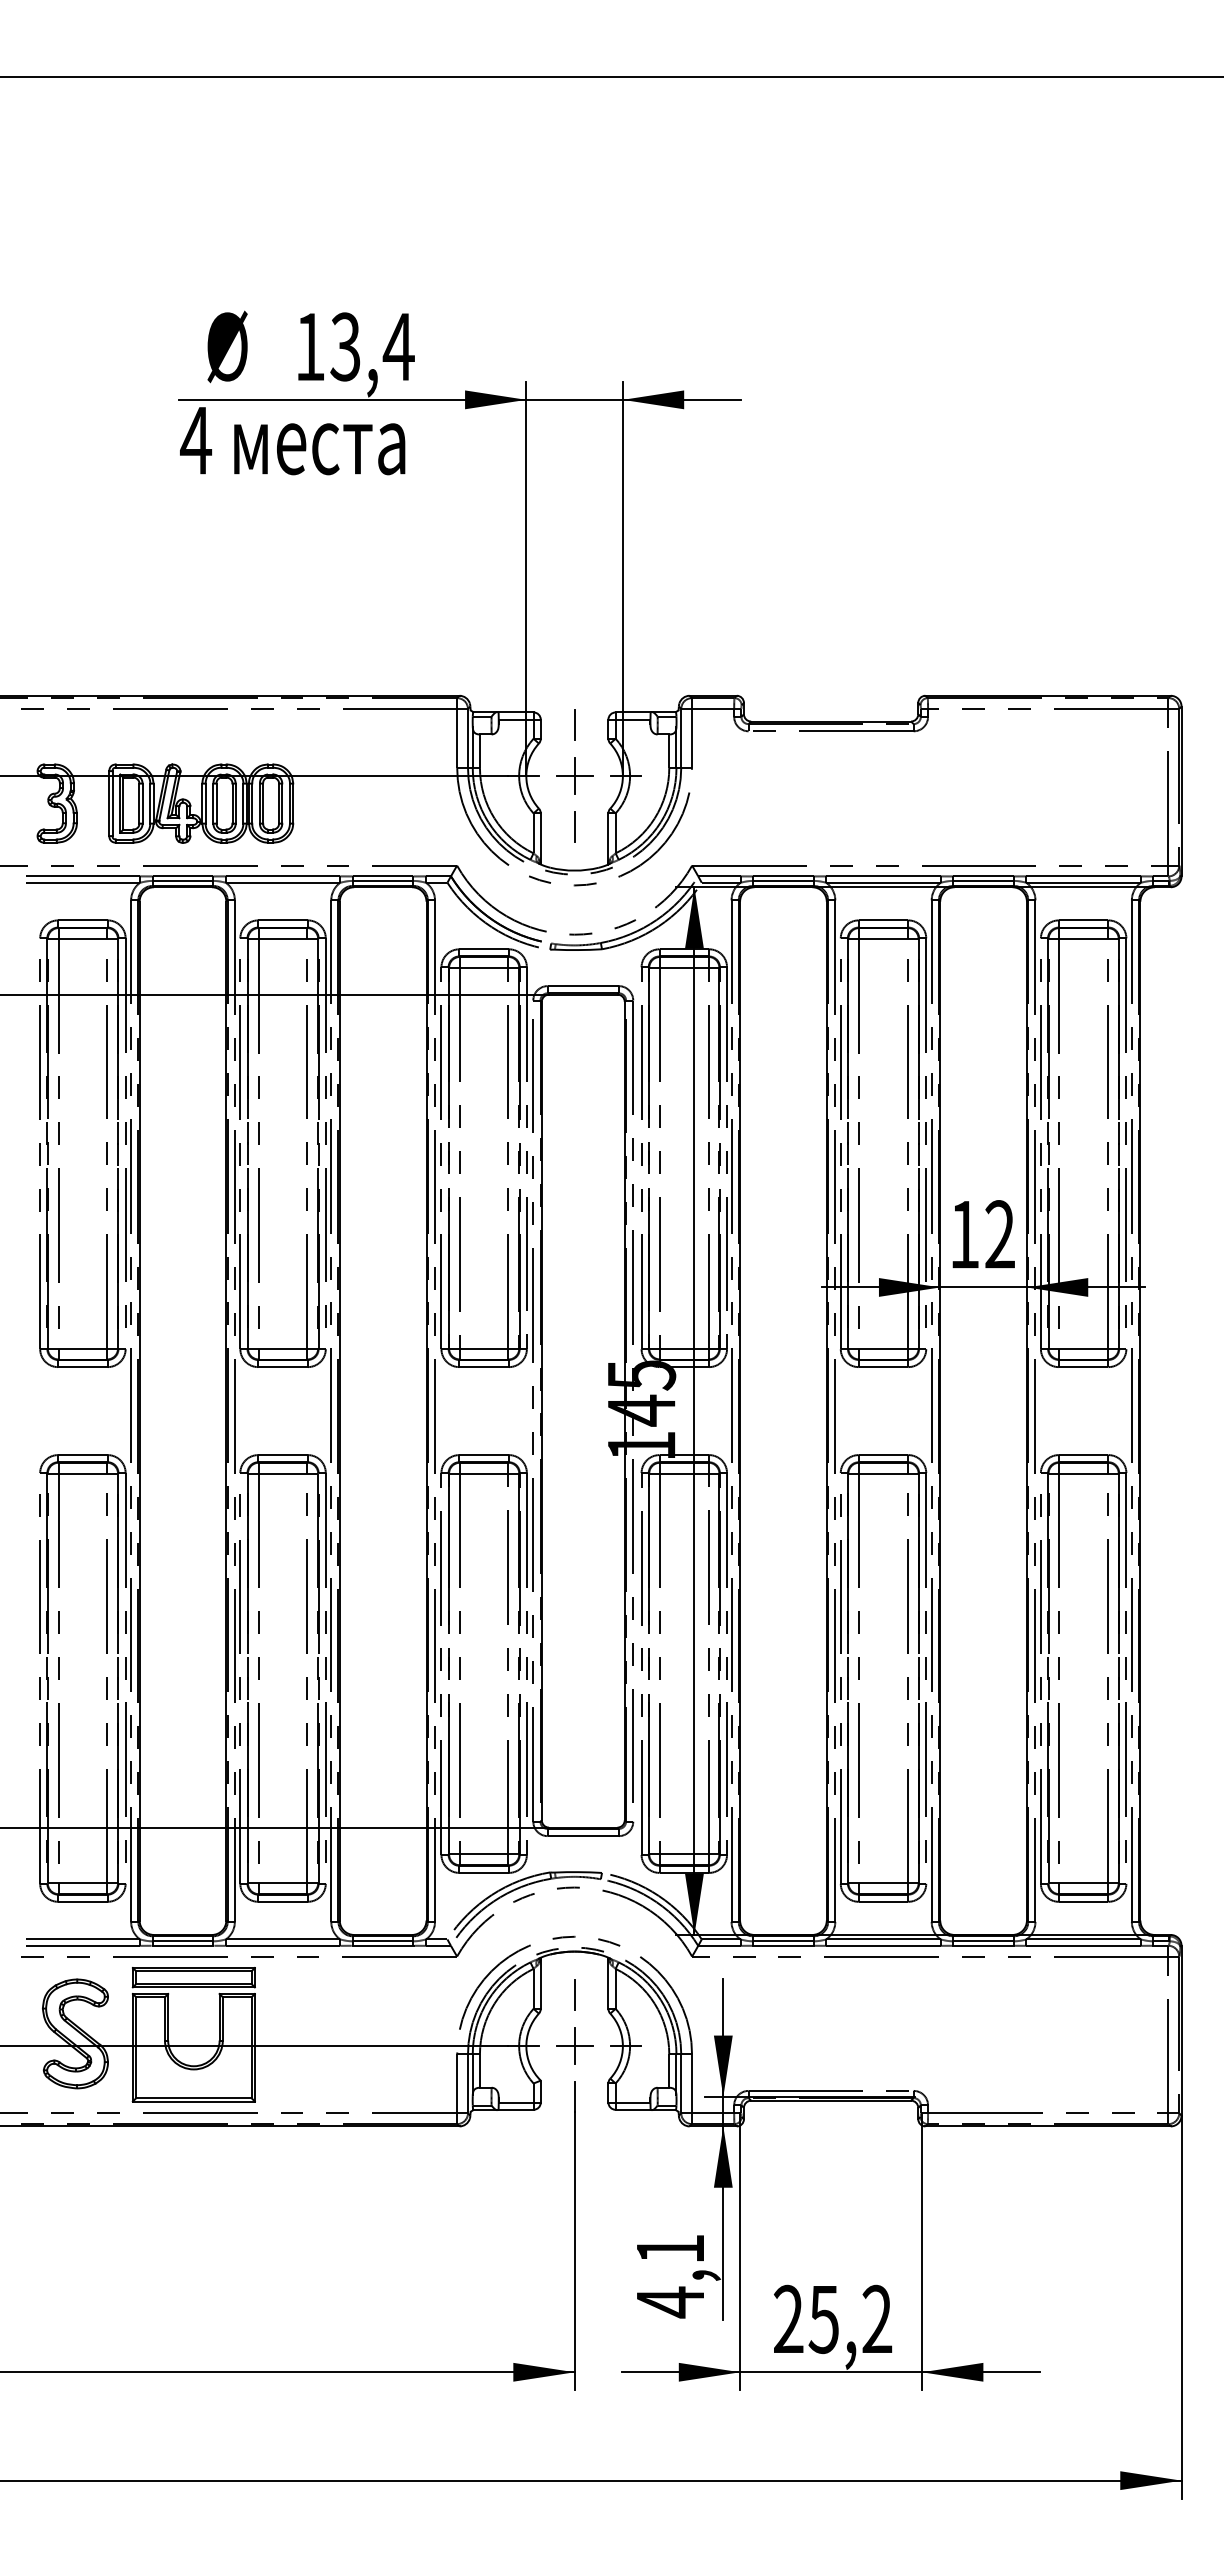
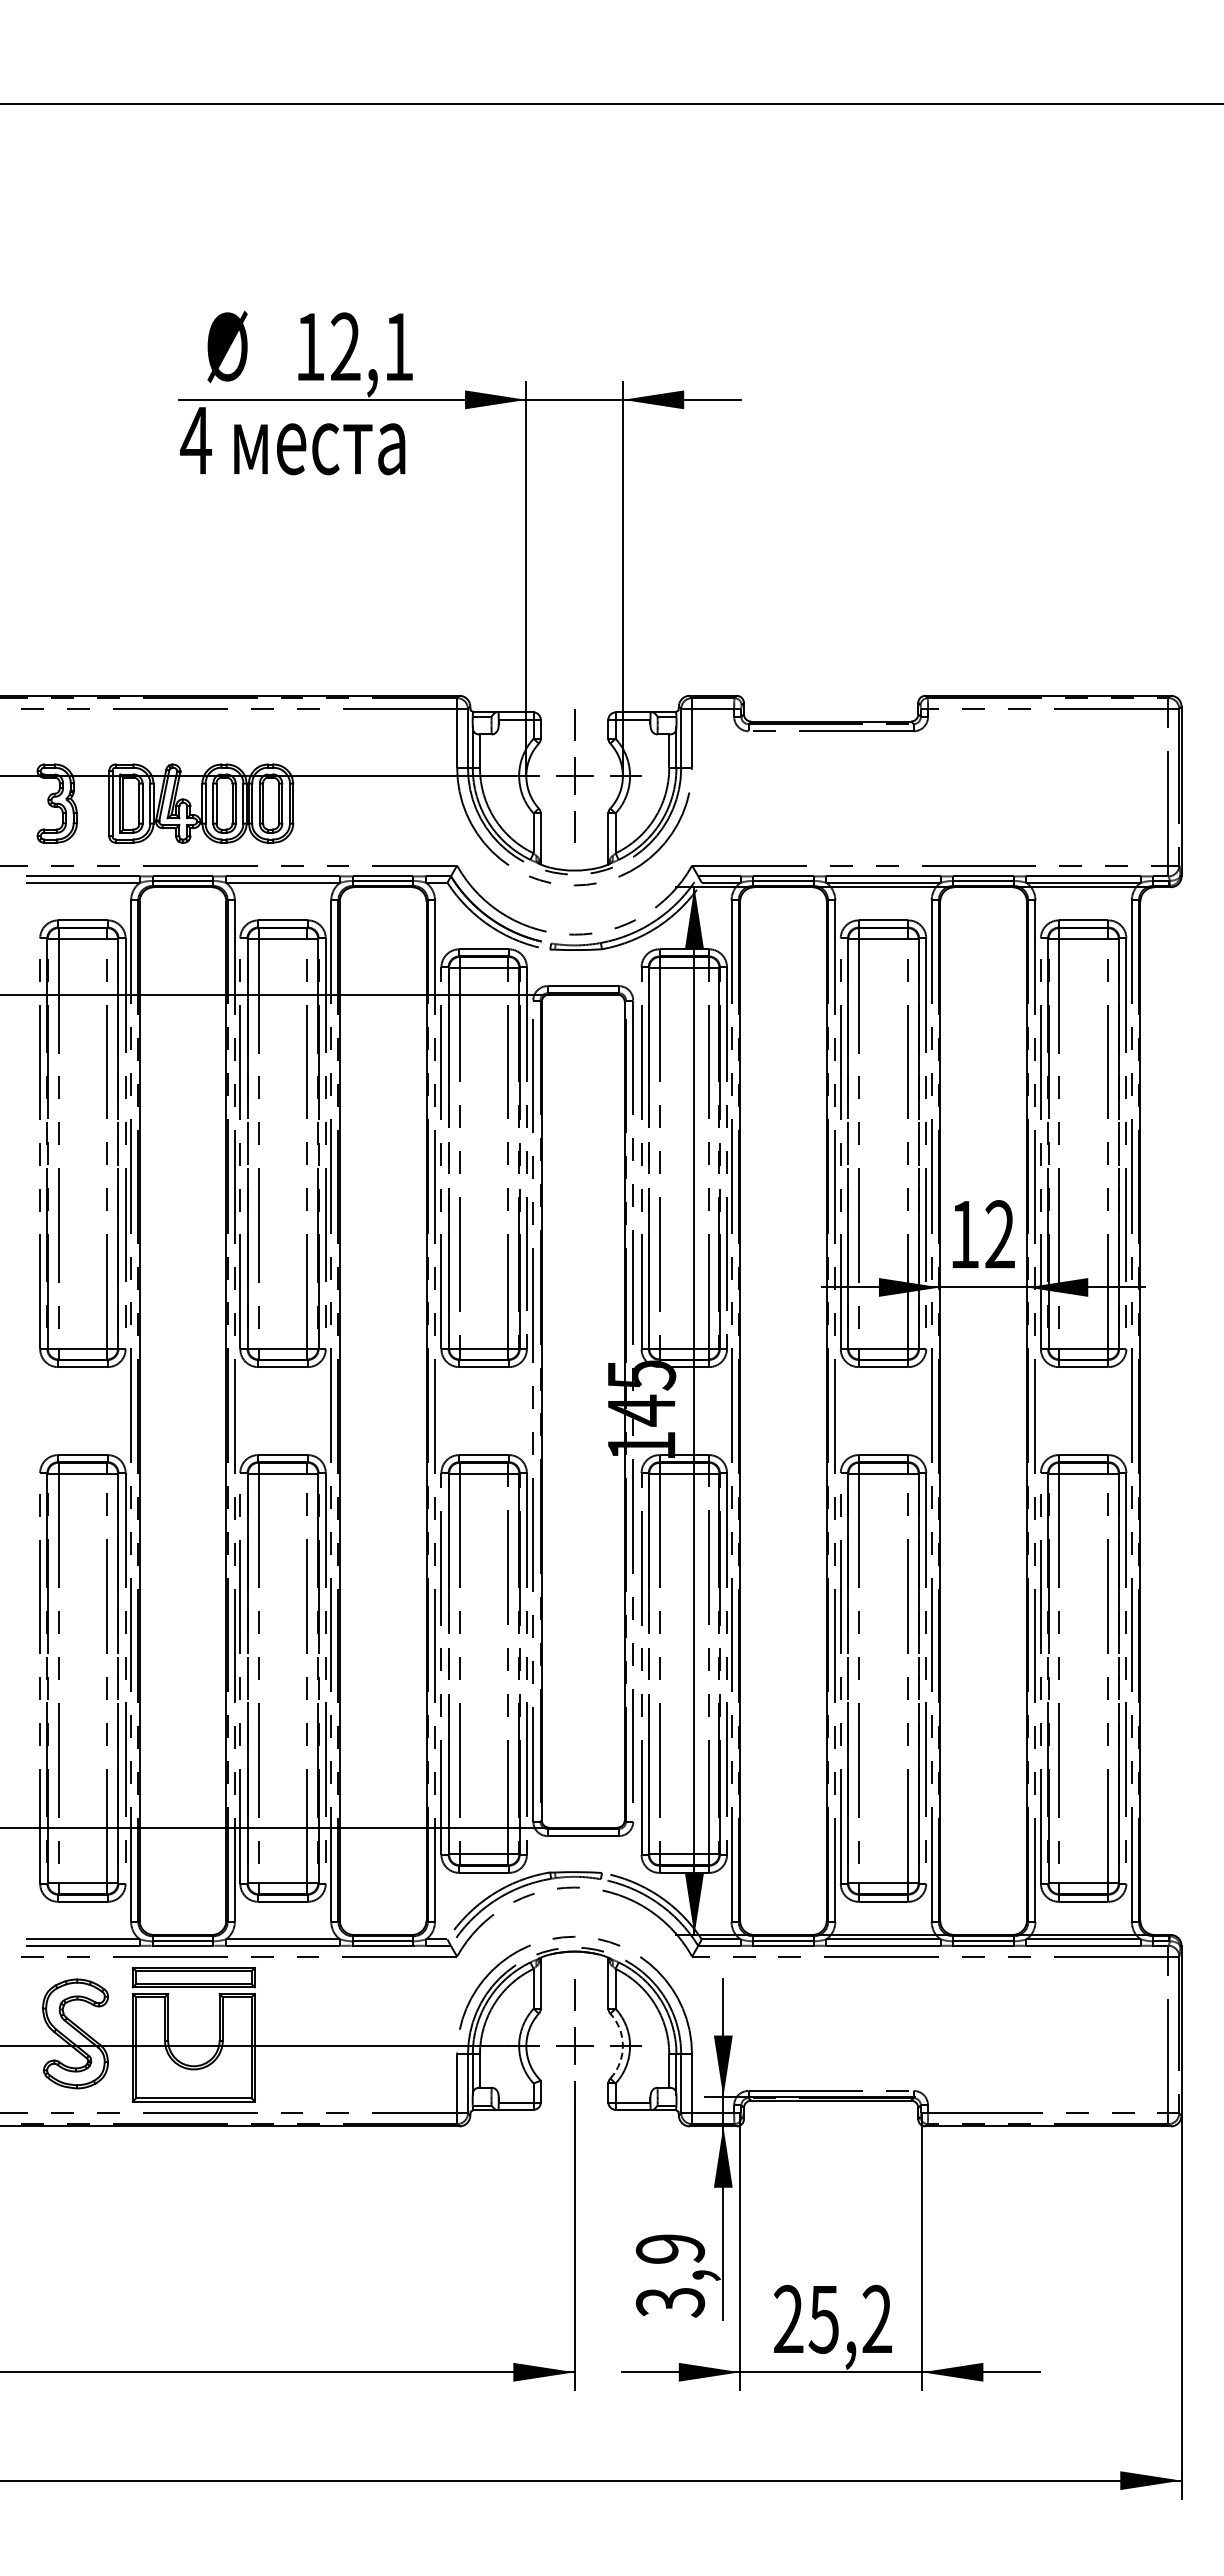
line position: (611, 77) -> (611, 104) (611, 104)
text: 13,4 -> 12,1 (372, 346)
arc: solid -> dashed (622, 2046)
text: 4,1 -> 3,9 (670, 2276)
